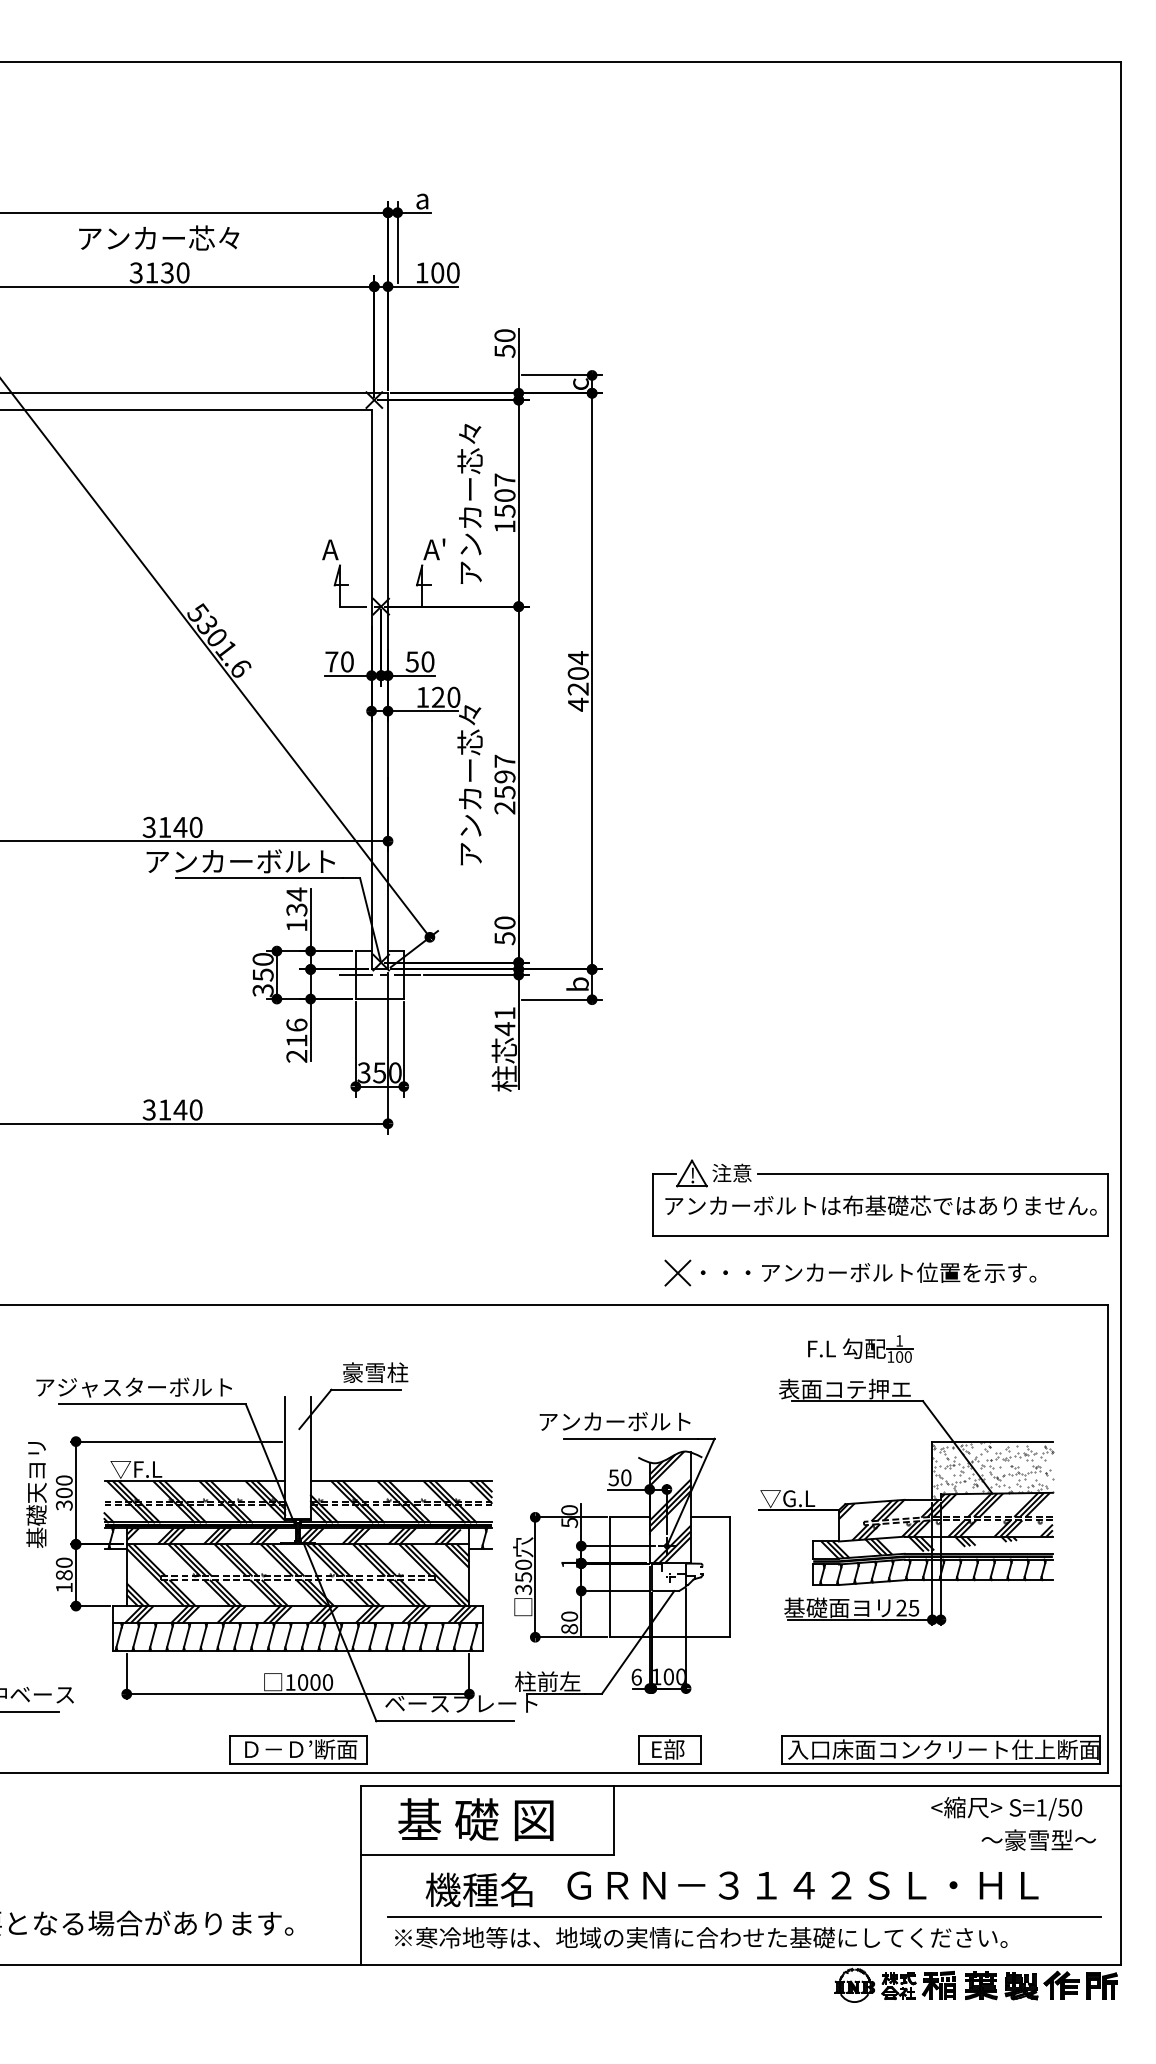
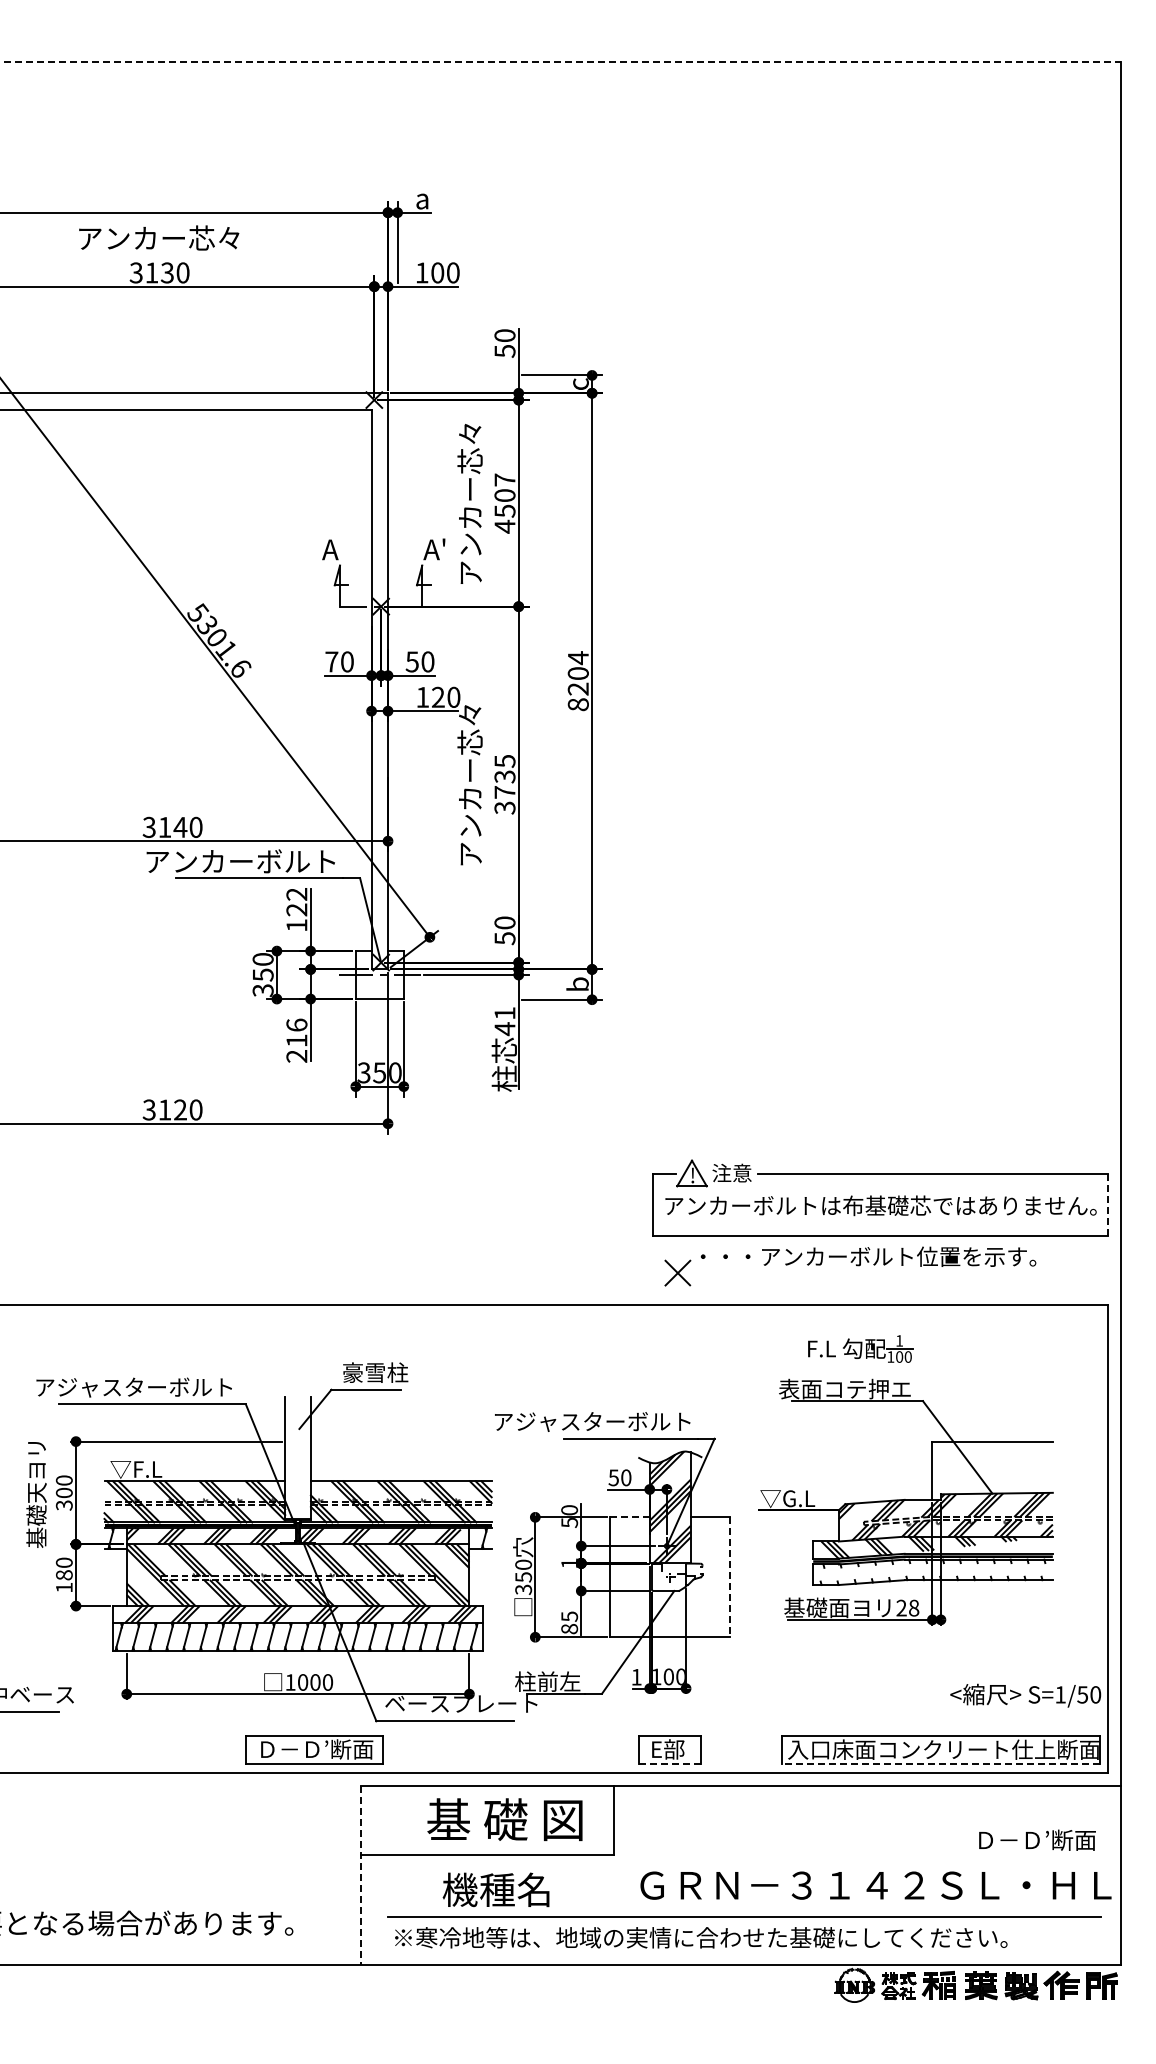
line: solid -> dashed (561, 61)
text: 1507 -> 4507 (504, 526)
text: 4204 -> 8204 (577, 704)
text: 2597 -> 3735 (504, 784)
text: 134 -> 122 (296, 901)
text: 3140 -> 3120 (180, 1109)
line: solid -> dashed (1107, 1205)
text position: (868, 1272) -> (868, 1256) (868, 1256)
text: アンカーボルト -> アジャスターボルト (548, 1421)
hatch: present -> none (992, 1469)
line: solid -> dashed (630, 1517)
hatch: present -> none (932, 1572)
line: solid -> dashed (730, 1577)
text: 25 -> 28 (913, 1607)
text: 80 -> 85 (569, 1616)
text: 6 -> 1 (636, 1676)
part position: (298, 1749) -> (314, 1749) (314, 1749)
line: solid -> dashed (670, 1763)
line: solid -> dashed (940, 1763)
text position: (1006, 1808) -> (1025, 1695) (1025, 1695)
text position: (475, 1819) -> (504, 1819) (504, 1819)
text: ～豪雪型～ -> Ｄ－Ｄ’断面 (1037, 1839)
line: solid -> dashed (360, 1876)
text position: (802, 1885) -> (875, 1885) (875, 1885)
text position: (478, 1889) -> (495, 1889) (495, 1889)
